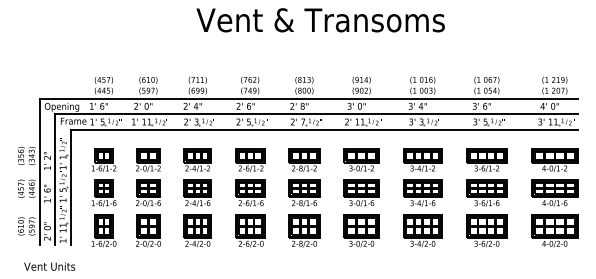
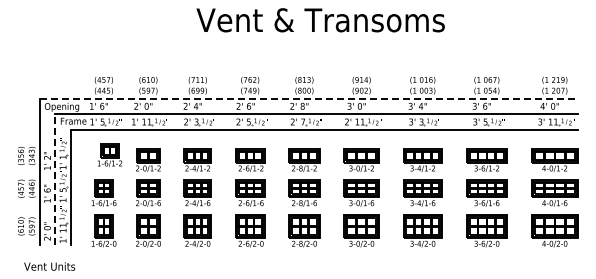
line: solid -> dashed (309, 98)
part position: (103, 159) -> (109, 154) (109, 154)
line: solid -> dashed (55, 178)
